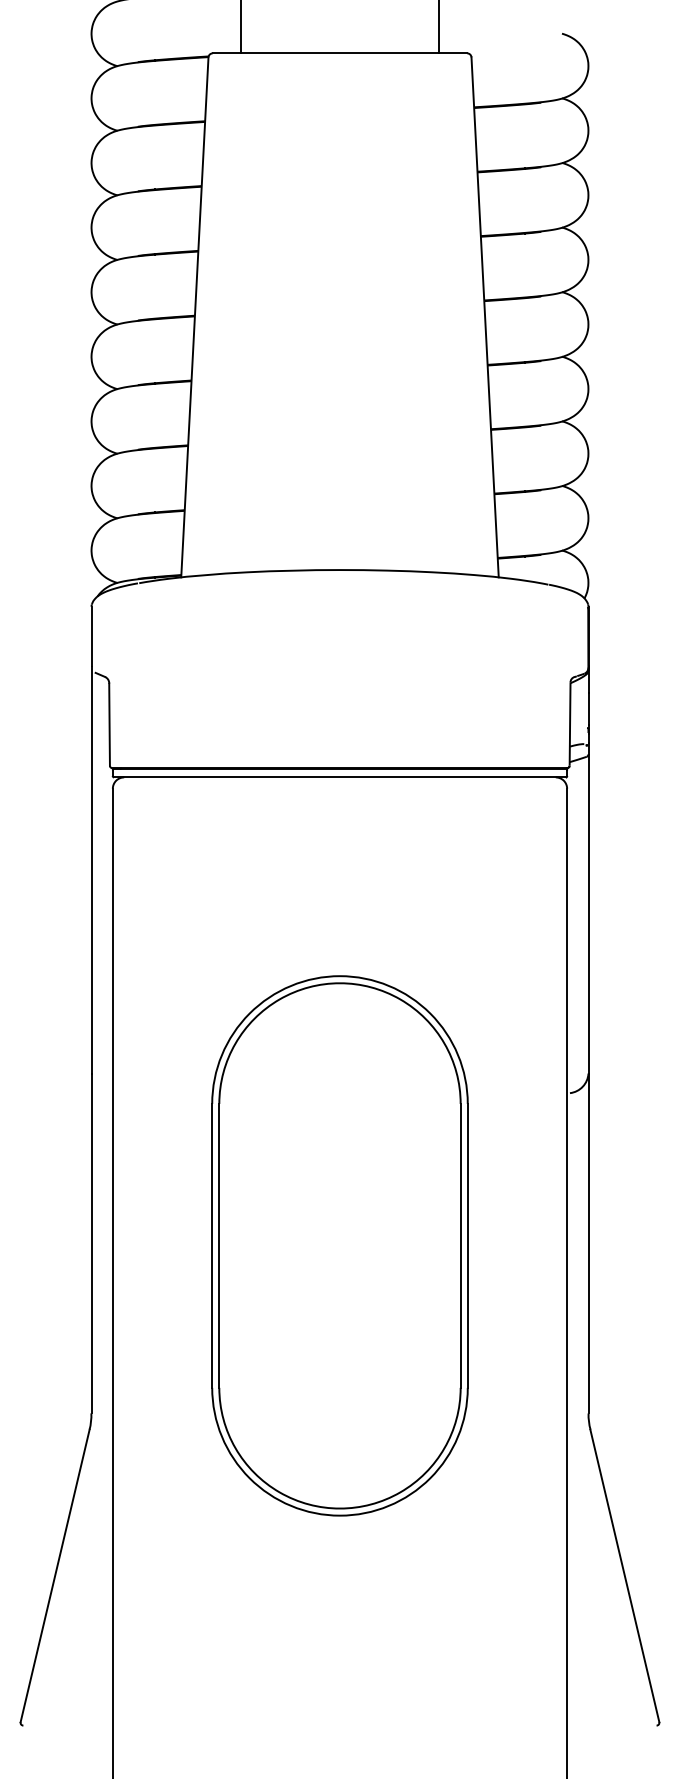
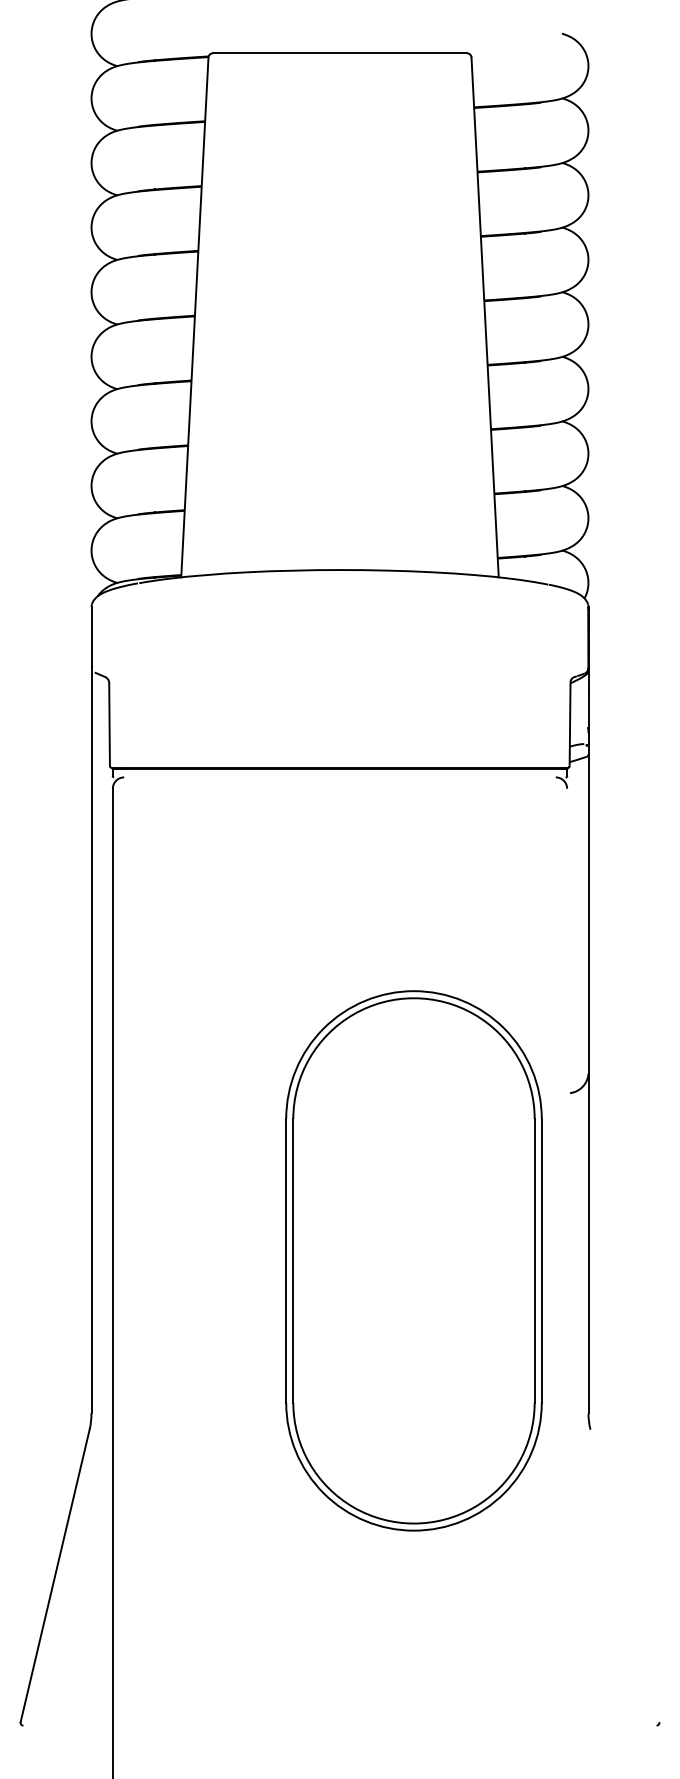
line: present -> none (240, 27)
line: present -> none (439, 27)
line: present -> none (339, 777)
part position: (339, 1245) -> (413, 1260) (413, 1260)
line: present -> none (567, 1281)
line: present -> none (624, 1575)
